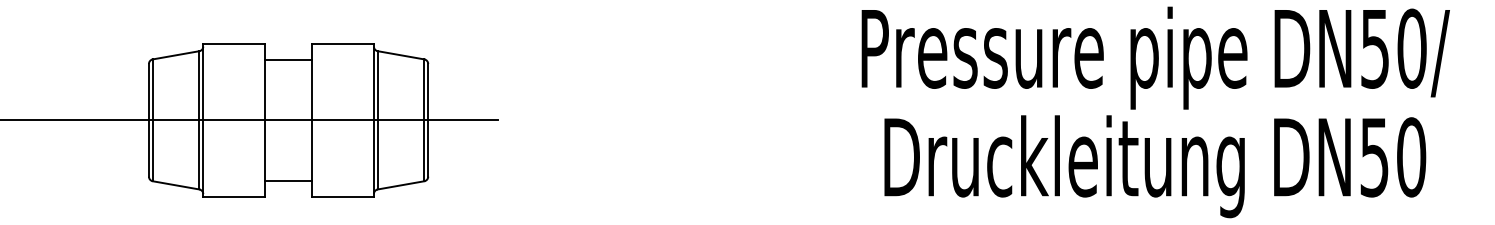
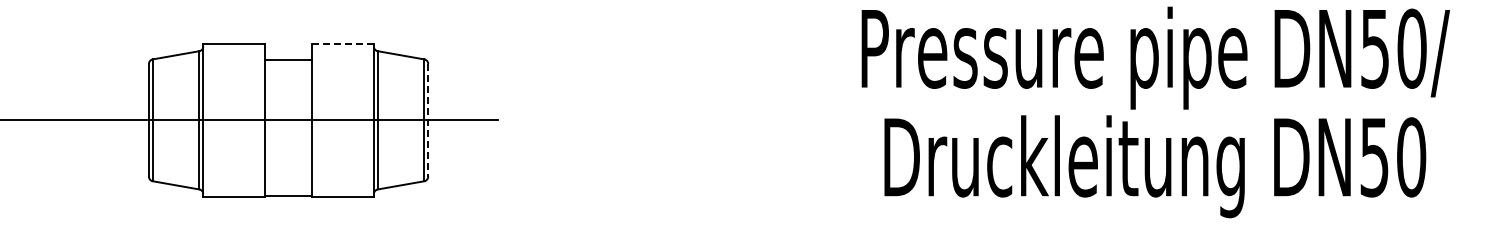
line: solid -> dashed (342, 43)
line: solid -> dashed (428, 120)
line position: (288, 180) -> (288, 195) (288, 195)
